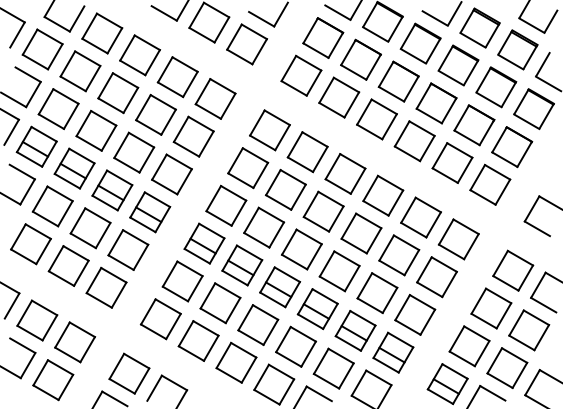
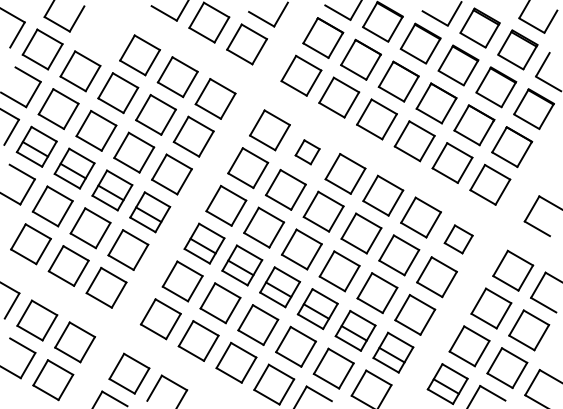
part: present -> none (102, 33)
part size: 43x43 px -> 27x27 px (307, 152)
part size: 43x43 px -> 31x31 px (458, 239)
